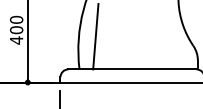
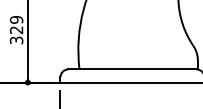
text: 400 -> 329 (16, 30)
line: present -> none (95, 36)
